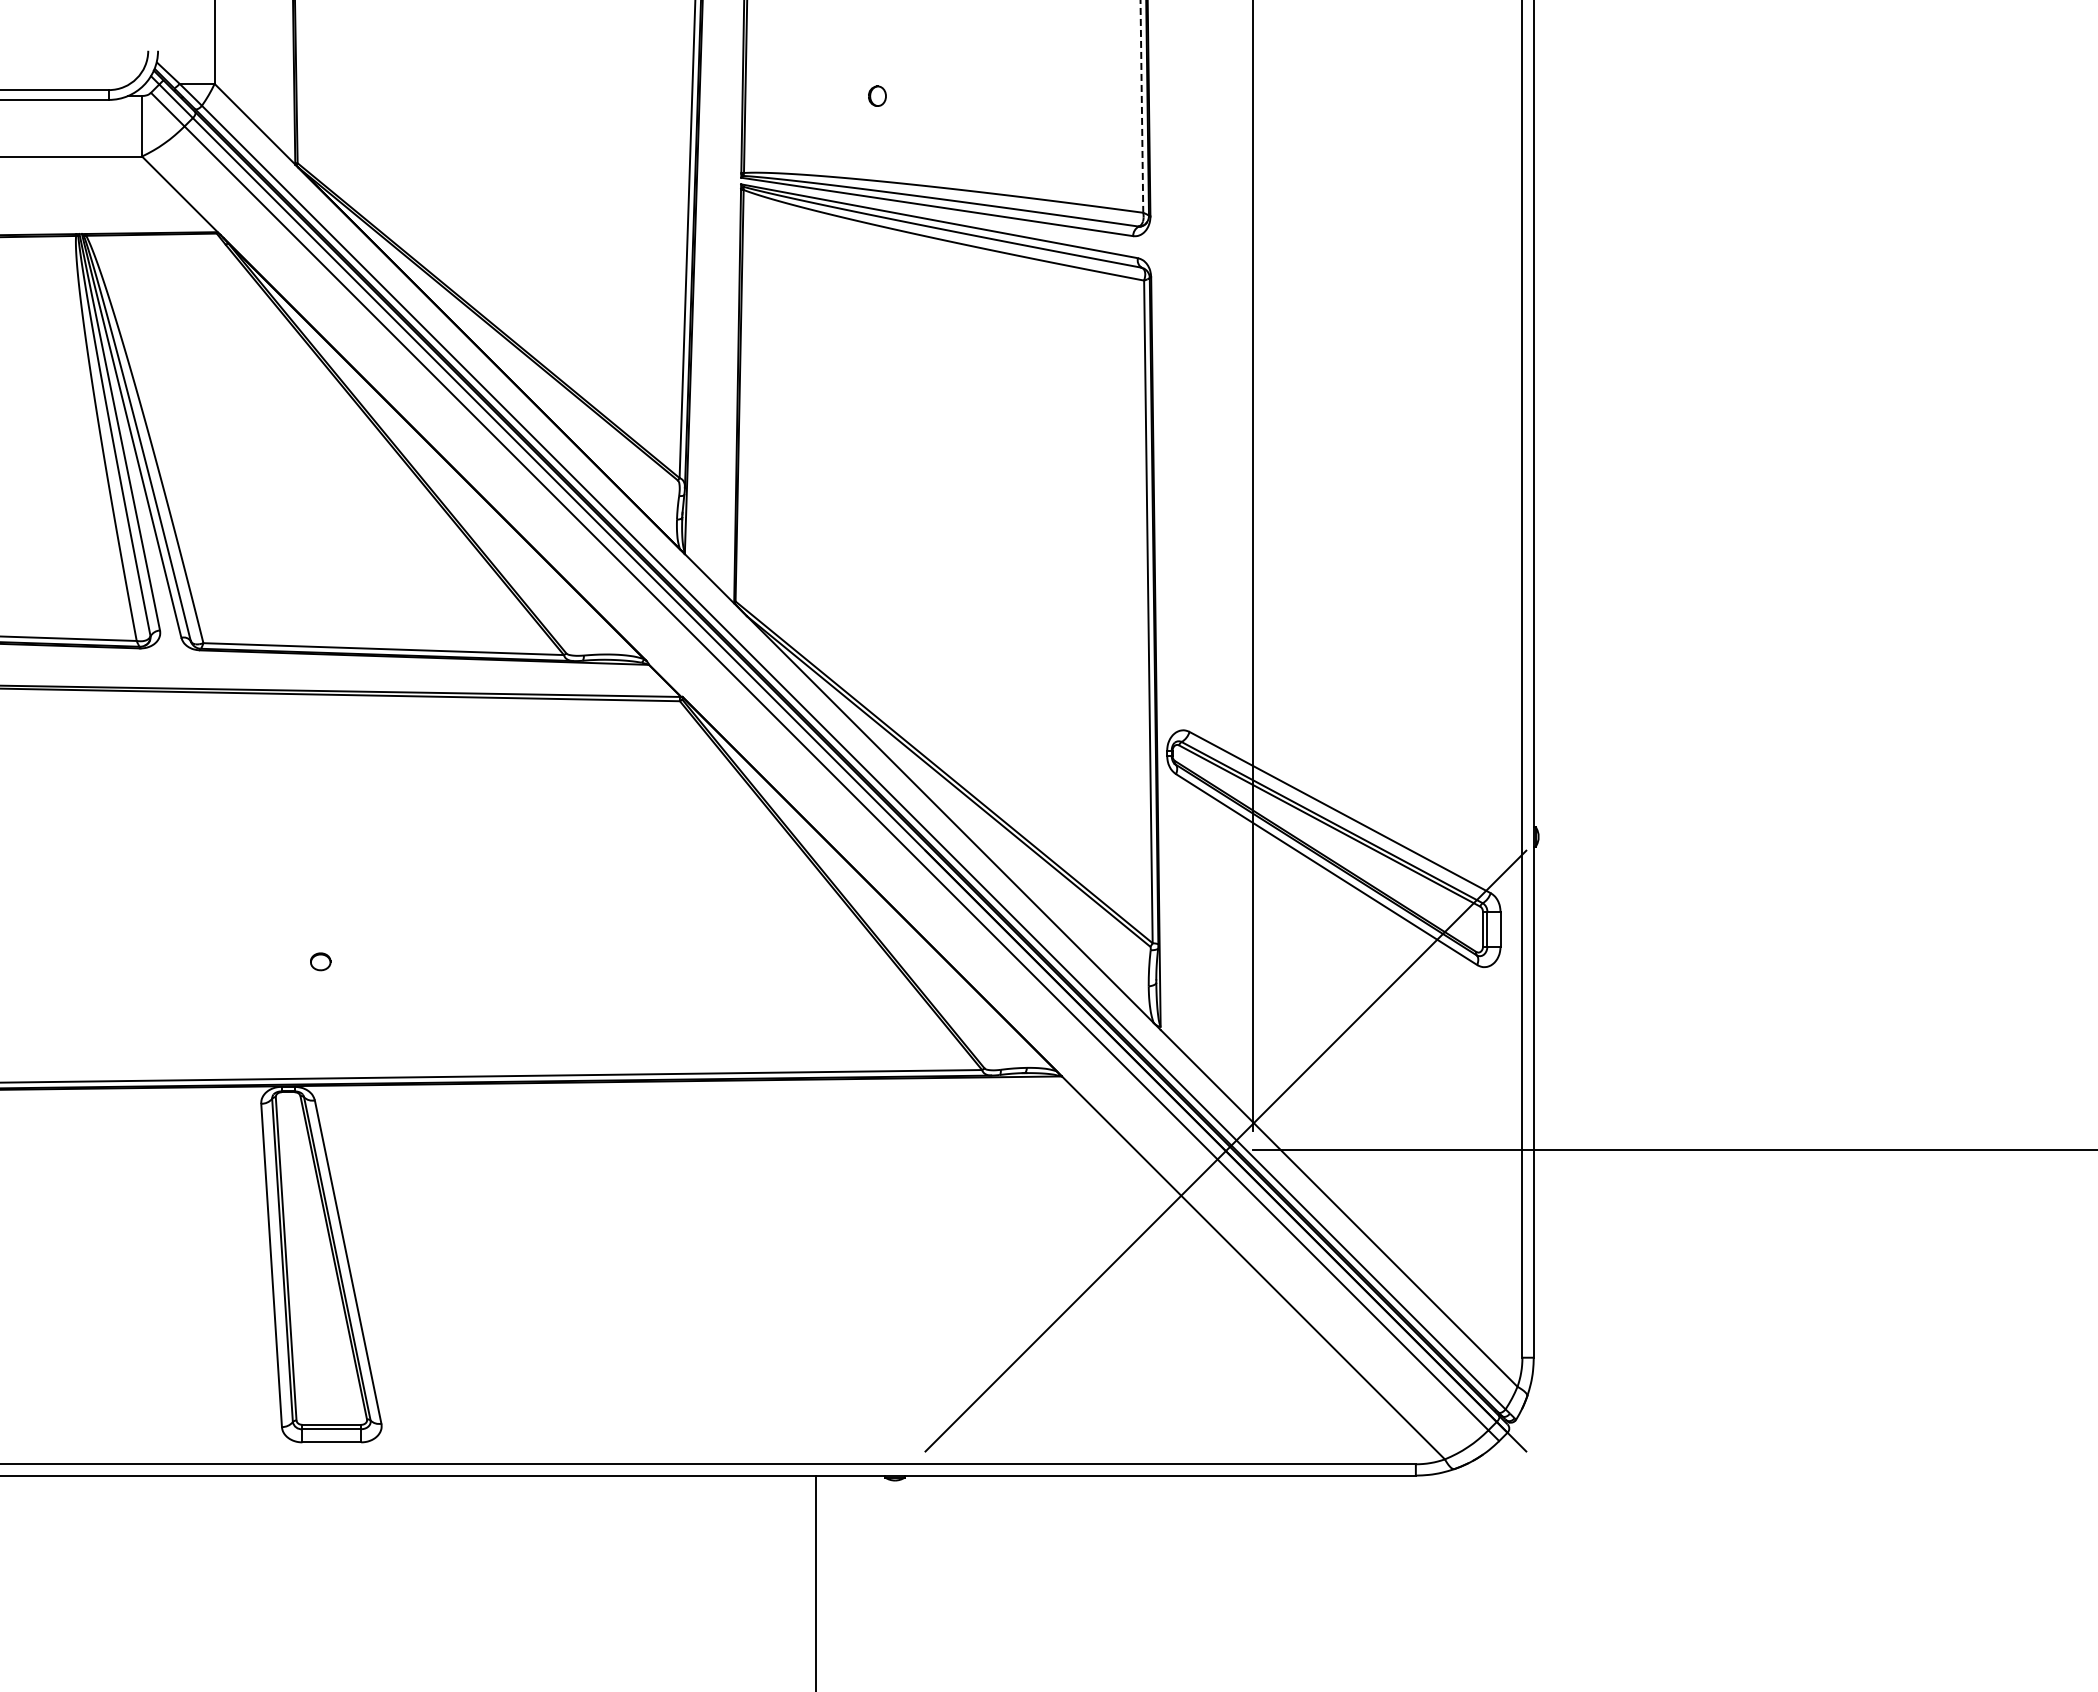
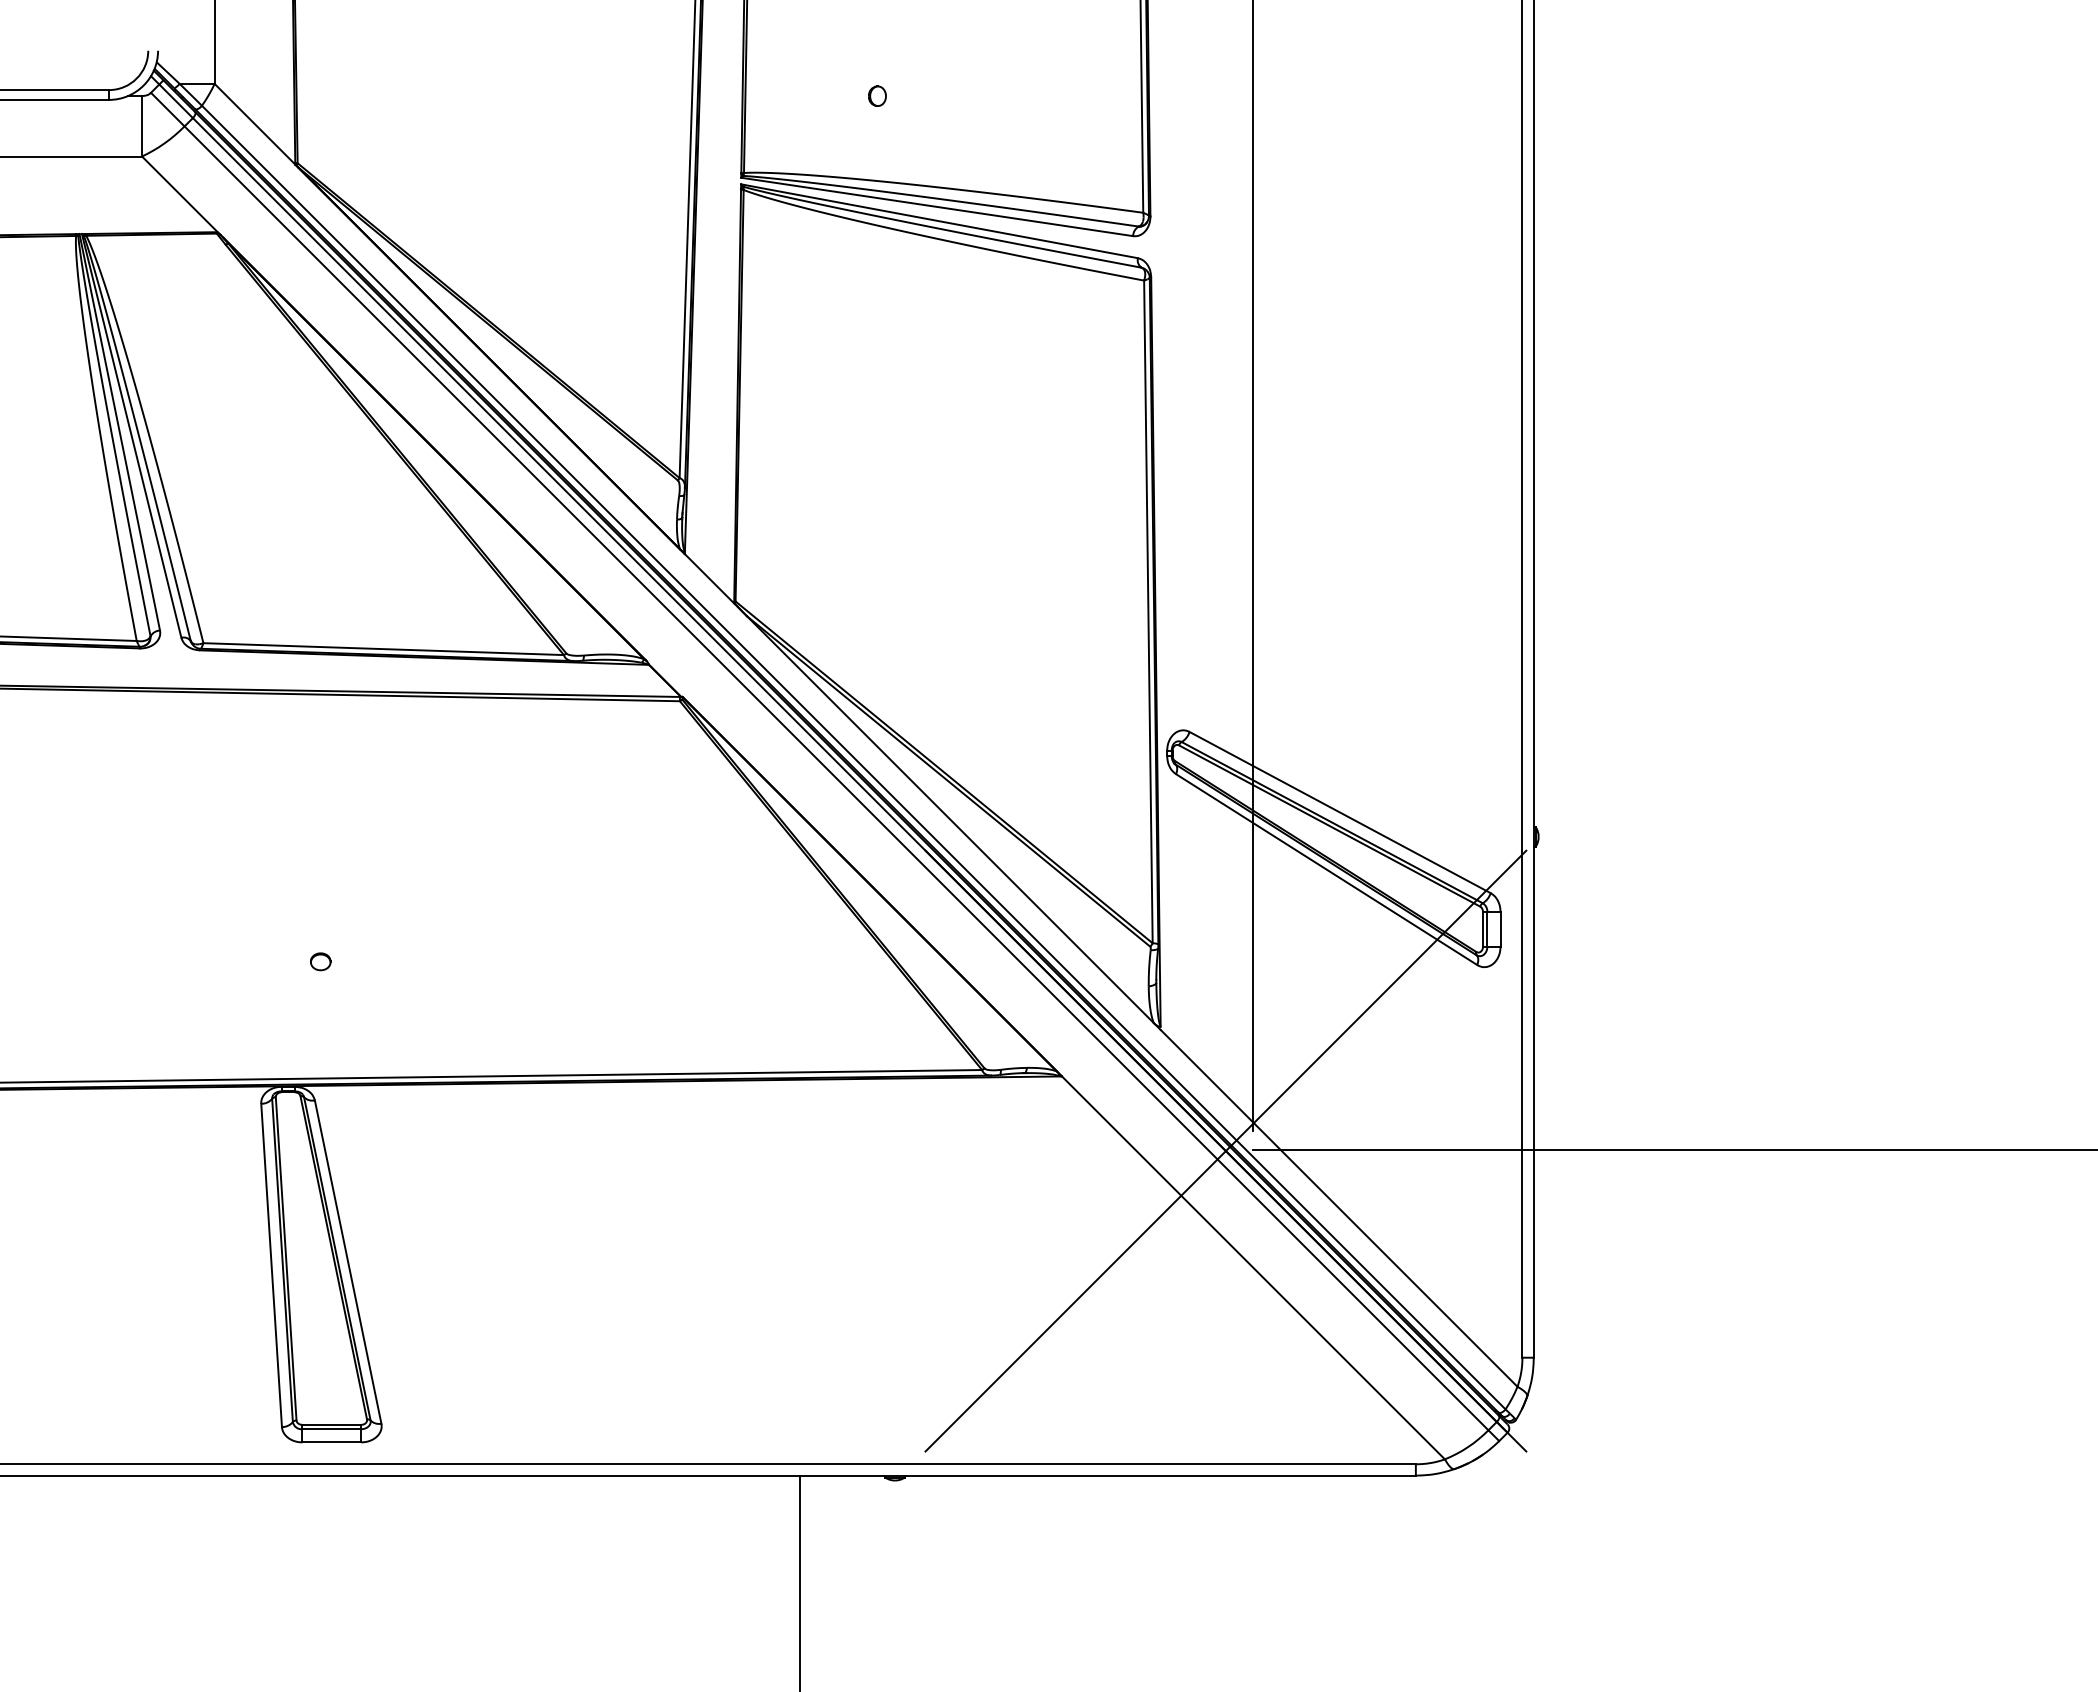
line: dashed -> solid (1141, 106)
line position: (815, 1581) -> (799, 1581) (799, 1581)
